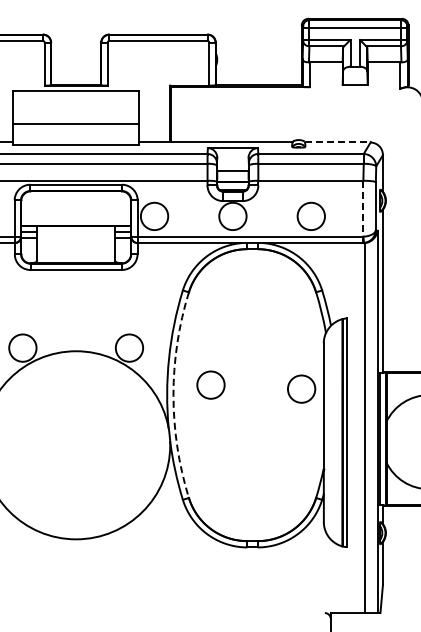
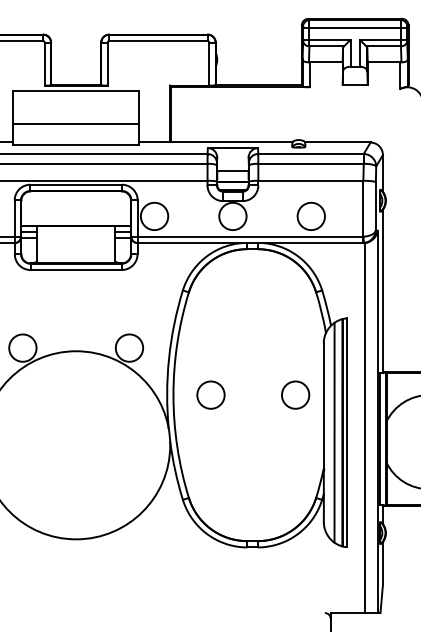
line: dashed -> solid (338, 141)
line: dashed -> solid (363, 208)
circle position: (210, 384) -> (210, 394) (210, 394)
circle position: (301, 388) -> (295, 394) (295, 394)
arc: dashed -> solid (173, 395)
line: none -> present (334, 432)
